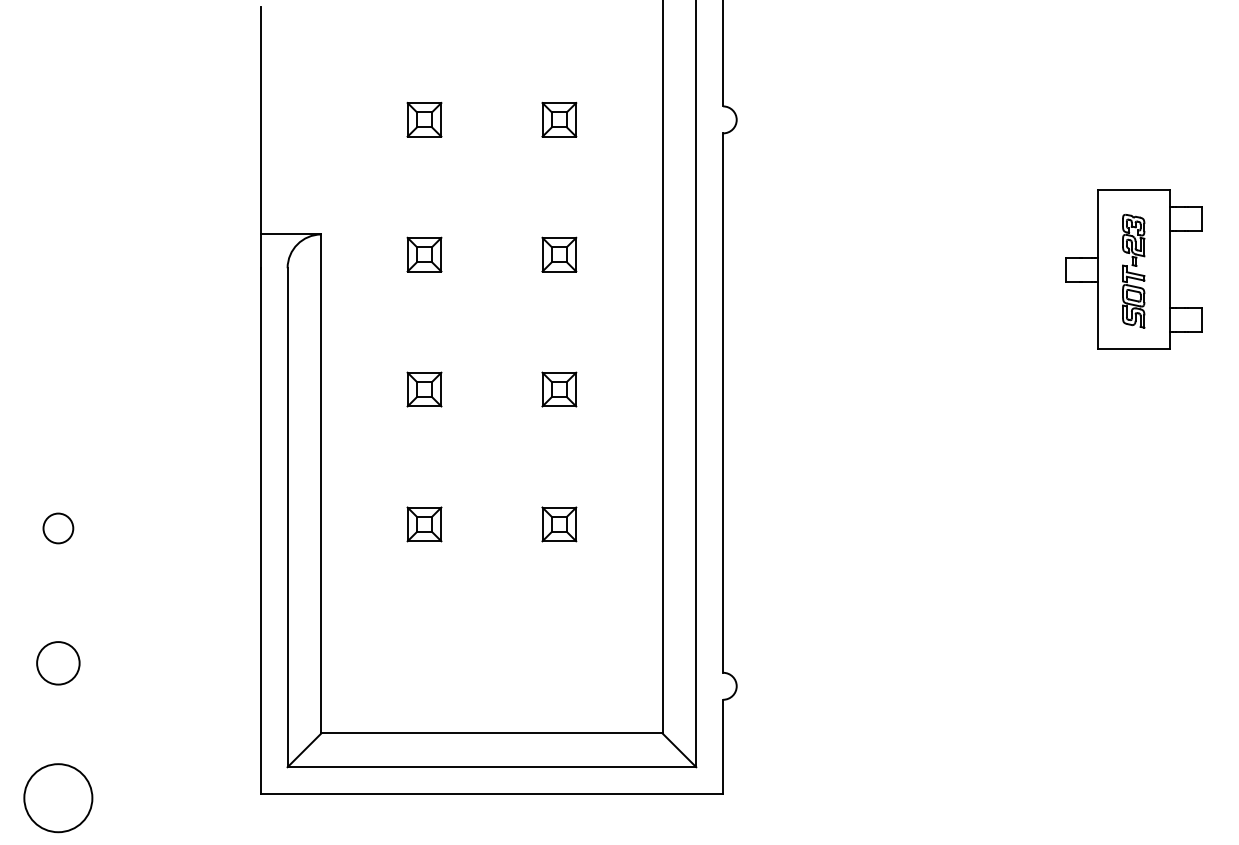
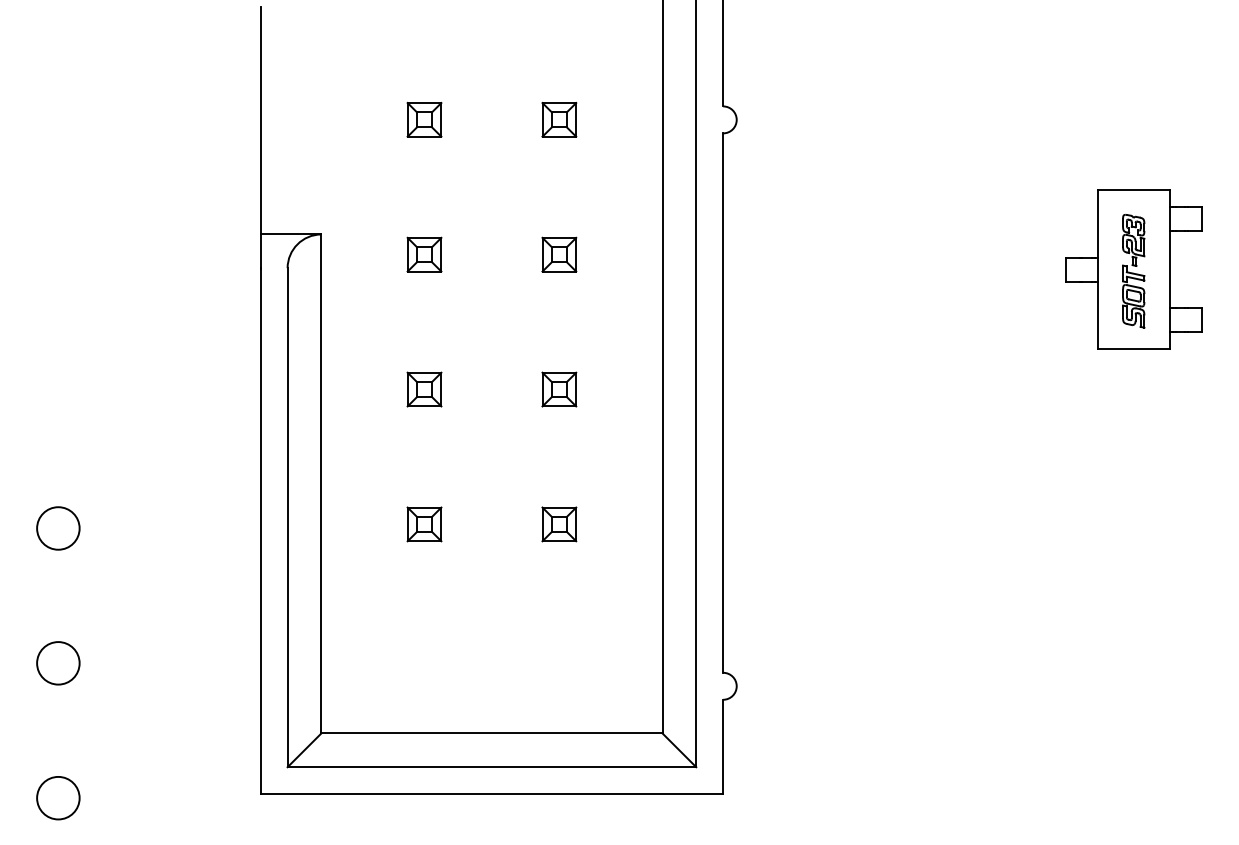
circle size: 33x33 px -> 45x45 px (58, 528)
circle diameter: 68 px -> 43 px (58, 797)
